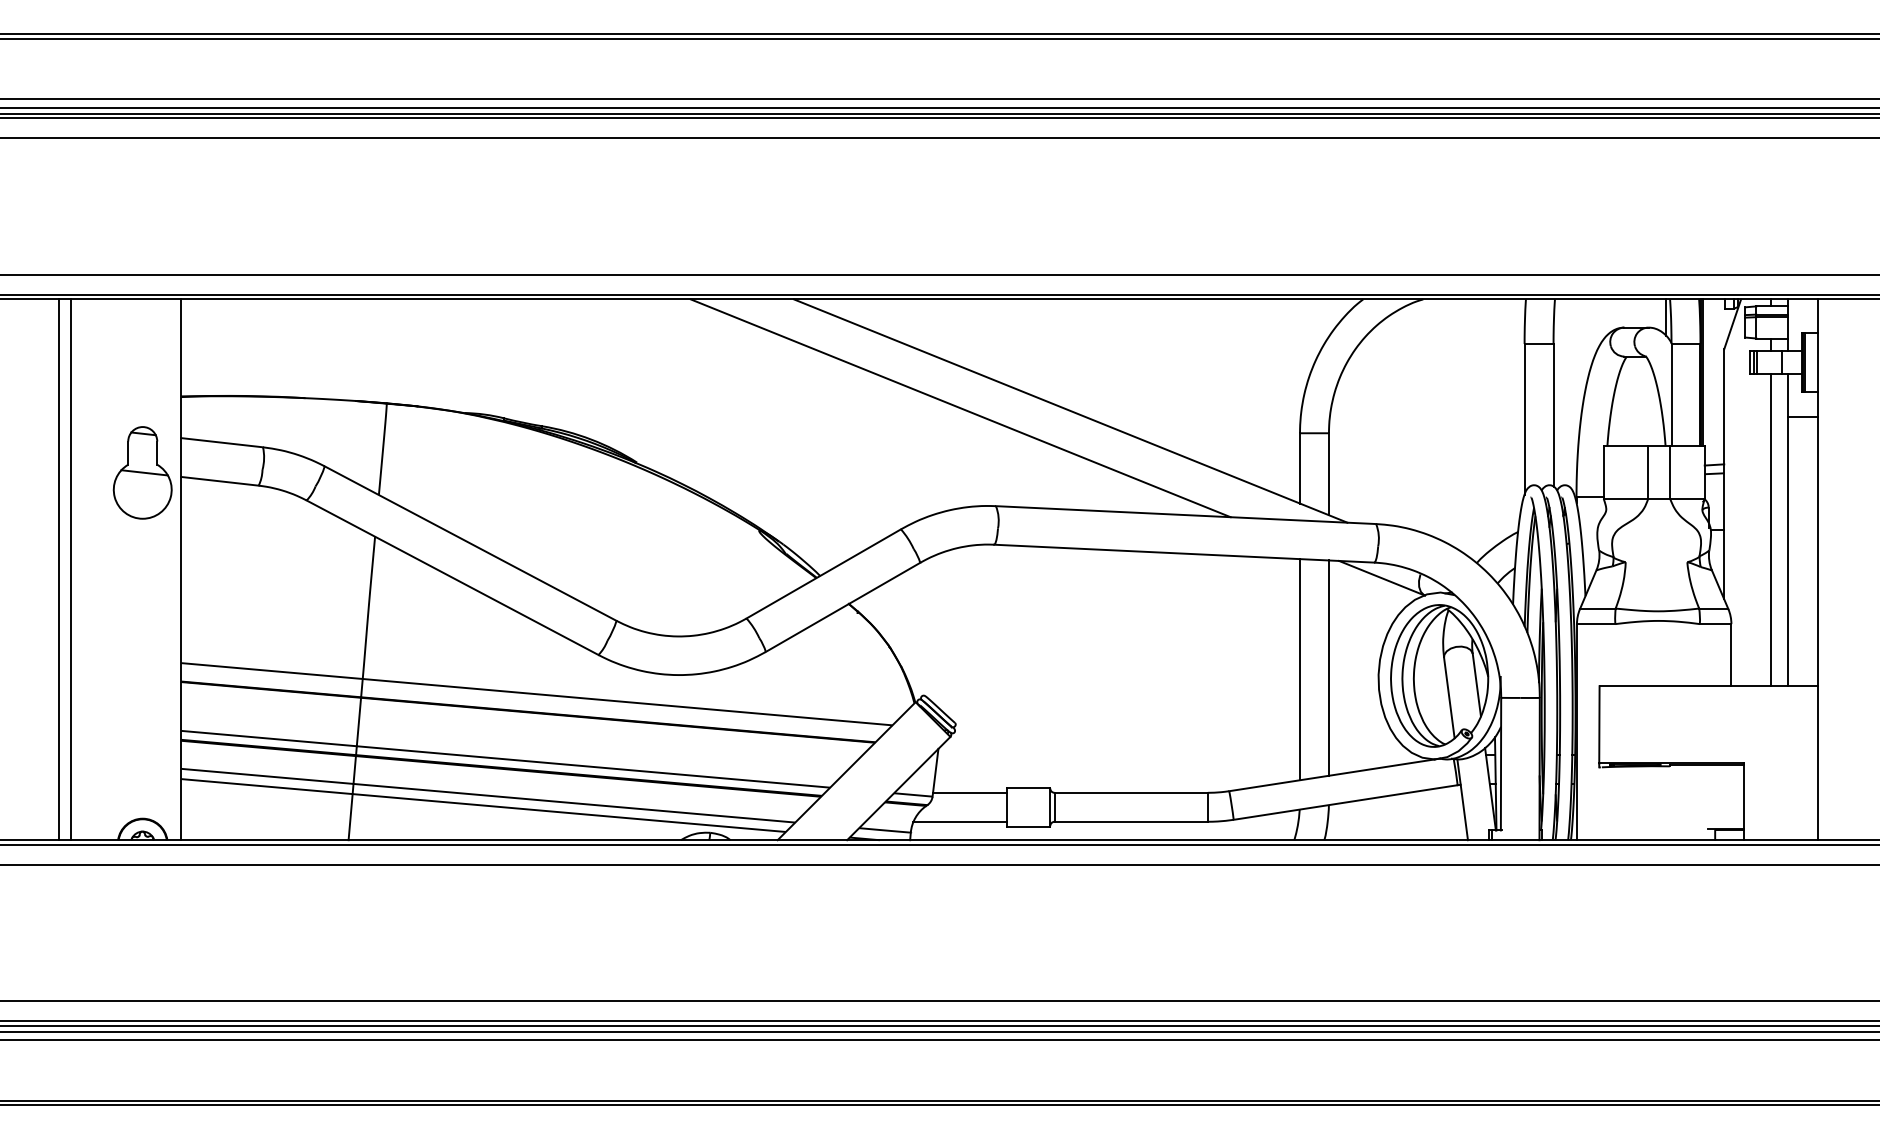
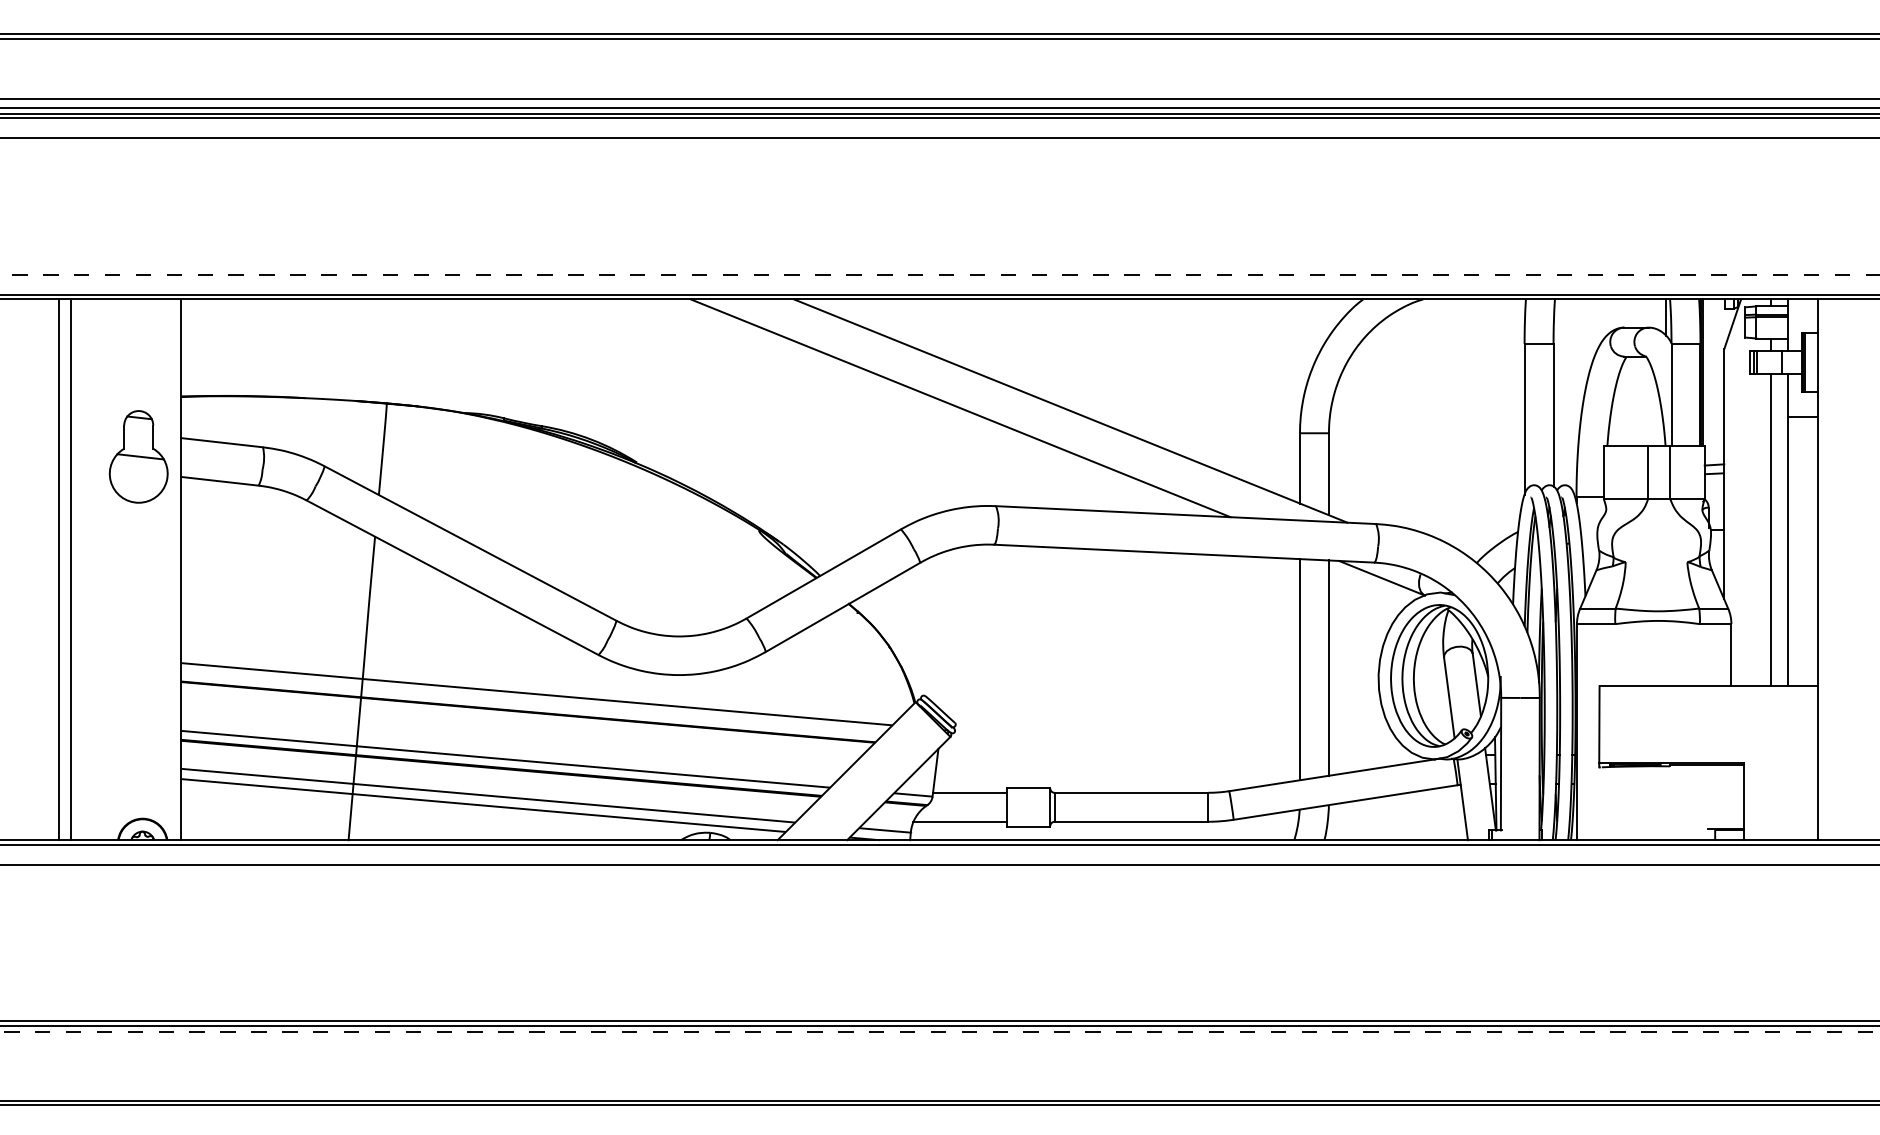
line: solid -> dashed (939, 274)
part position: (142, 472) -> (138, 456) (138, 456)
line: present -> none (939, 1001)
line: solid -> dashed (939, 1031)
line: present -> none (939, 1040)
